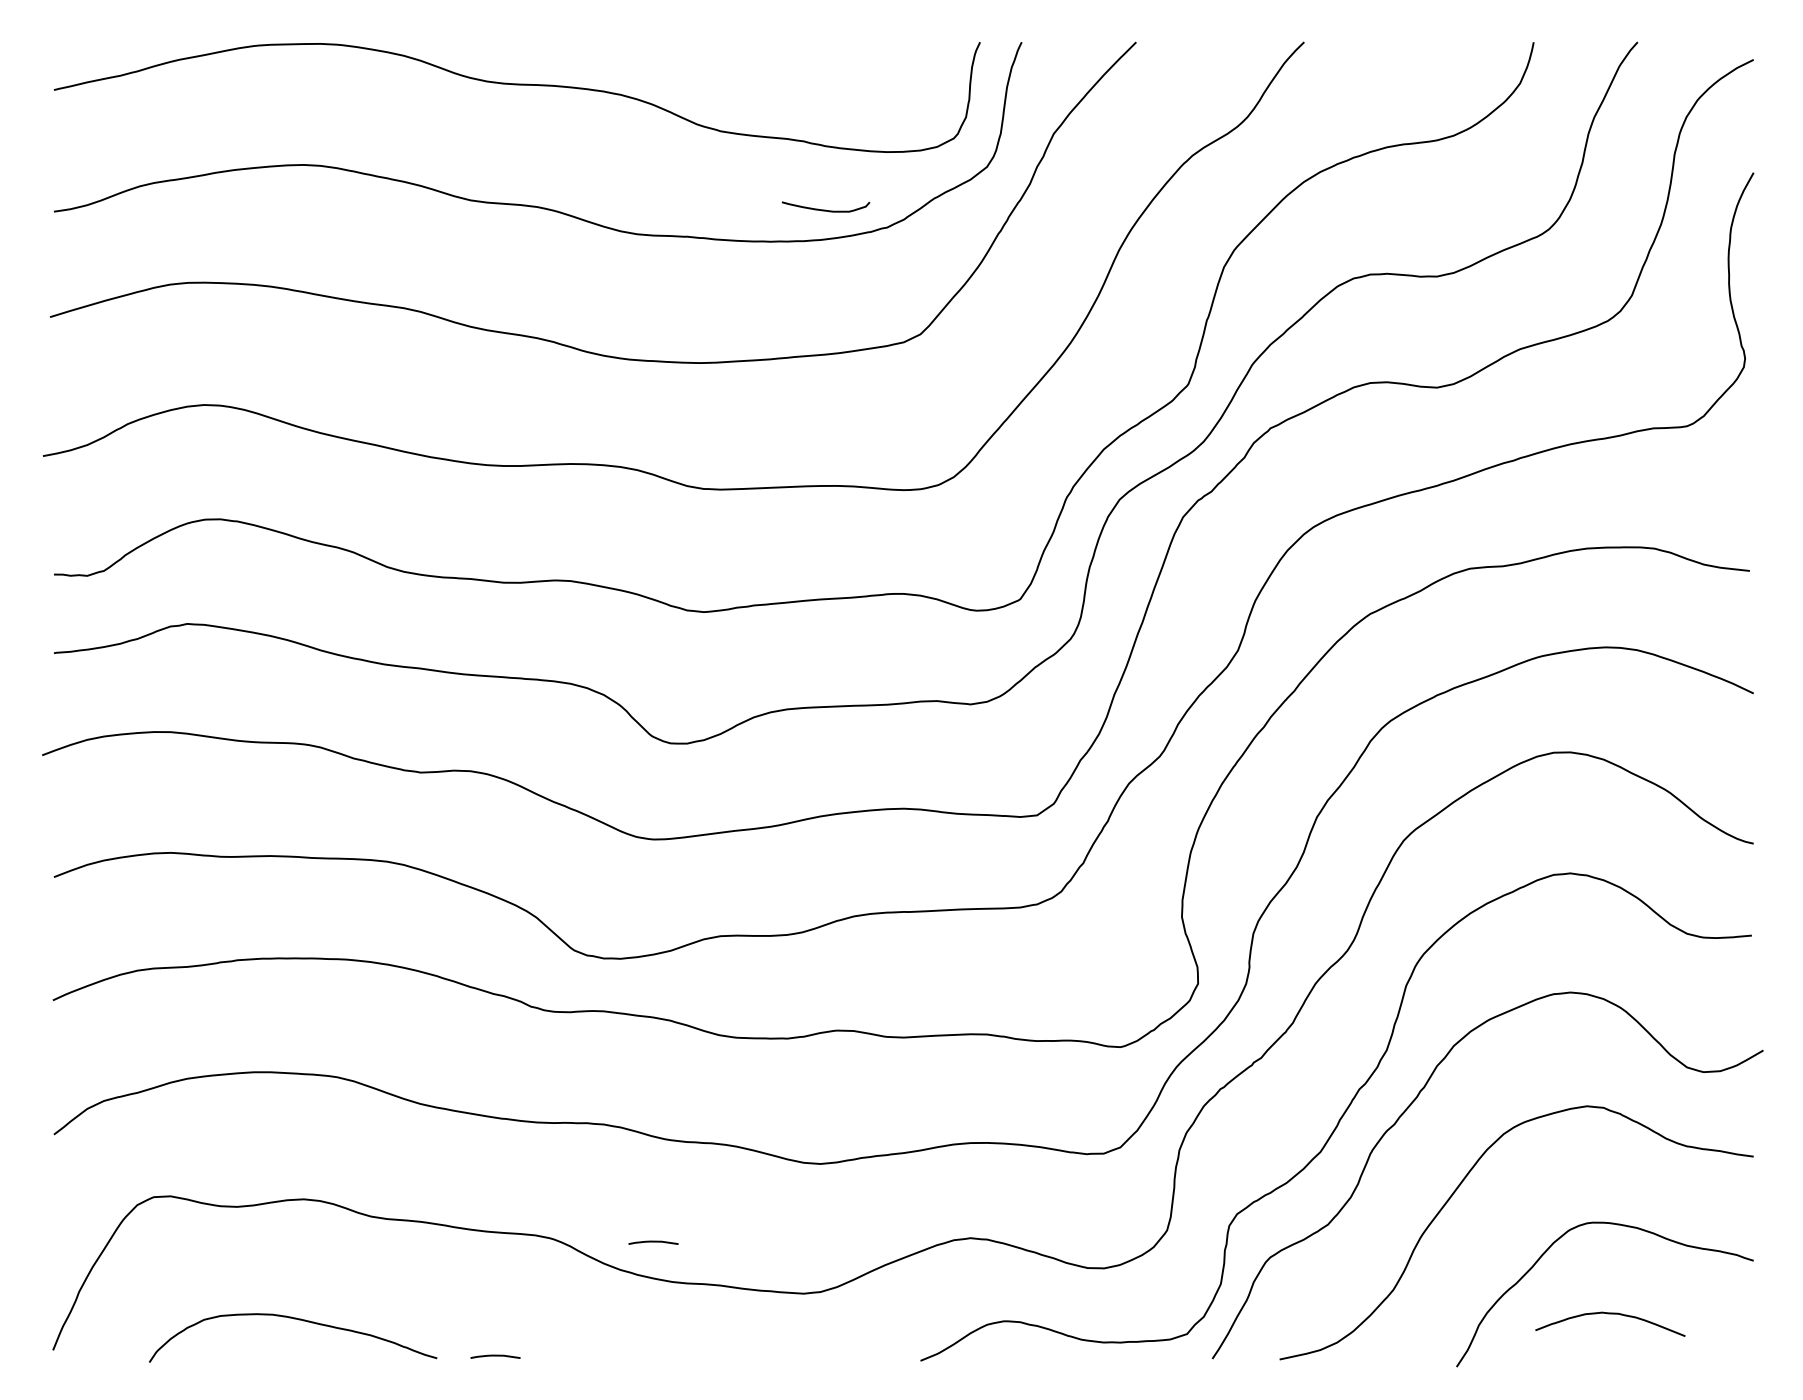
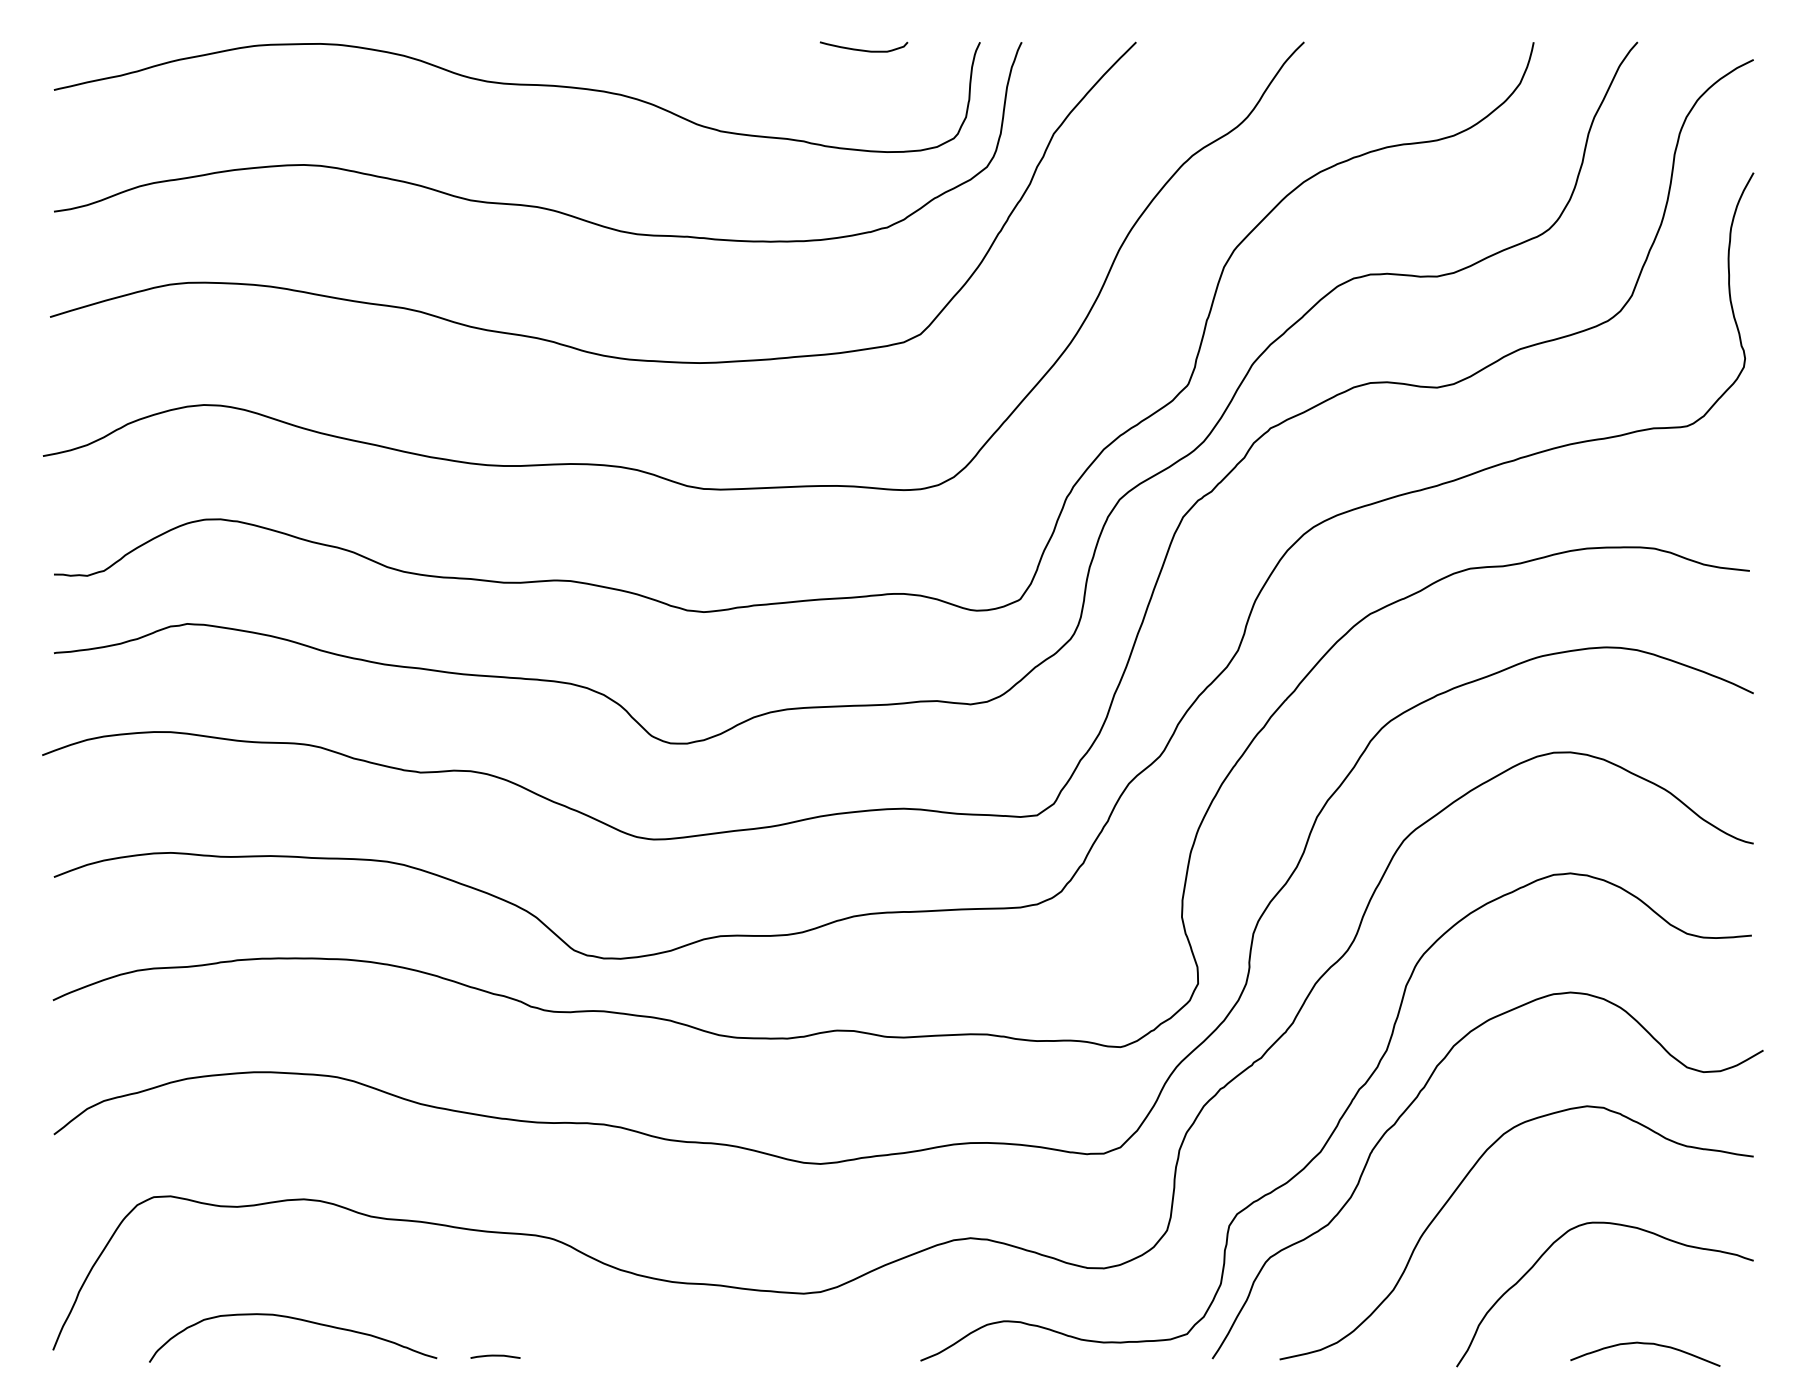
curve position: (825, 209) -> (863, 49) (863, 49)
curve: present -> none (653, 1242)
curve position: (1610, 1314) -> (1645, 1344) (1645, 1344)
